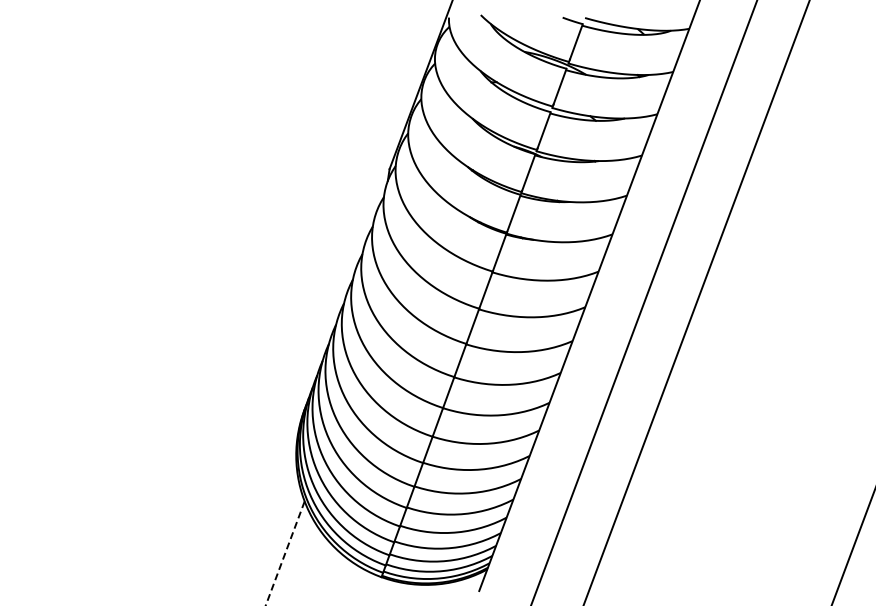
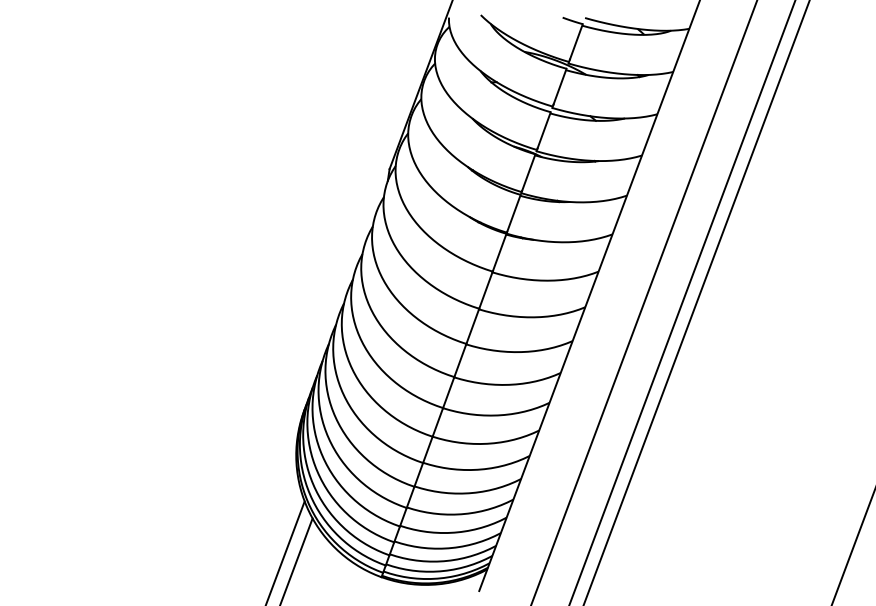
line: none -> present (682, 302)
line: dashed -> solid (285, 553)
line: none -> present (296, 560)
